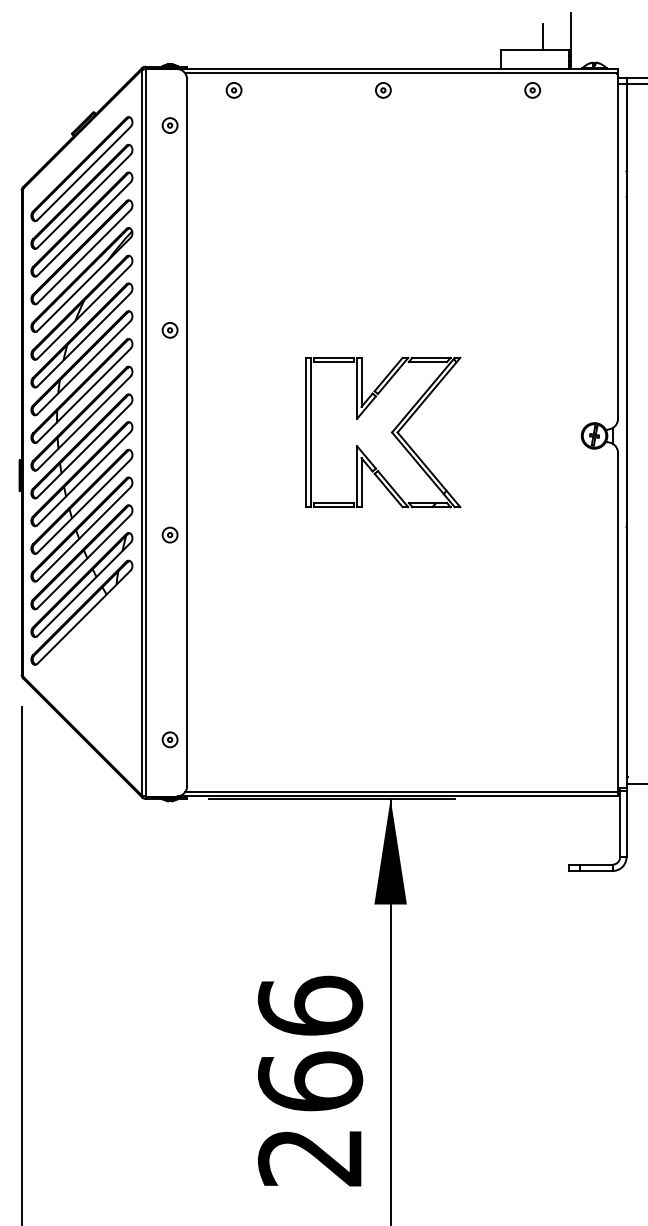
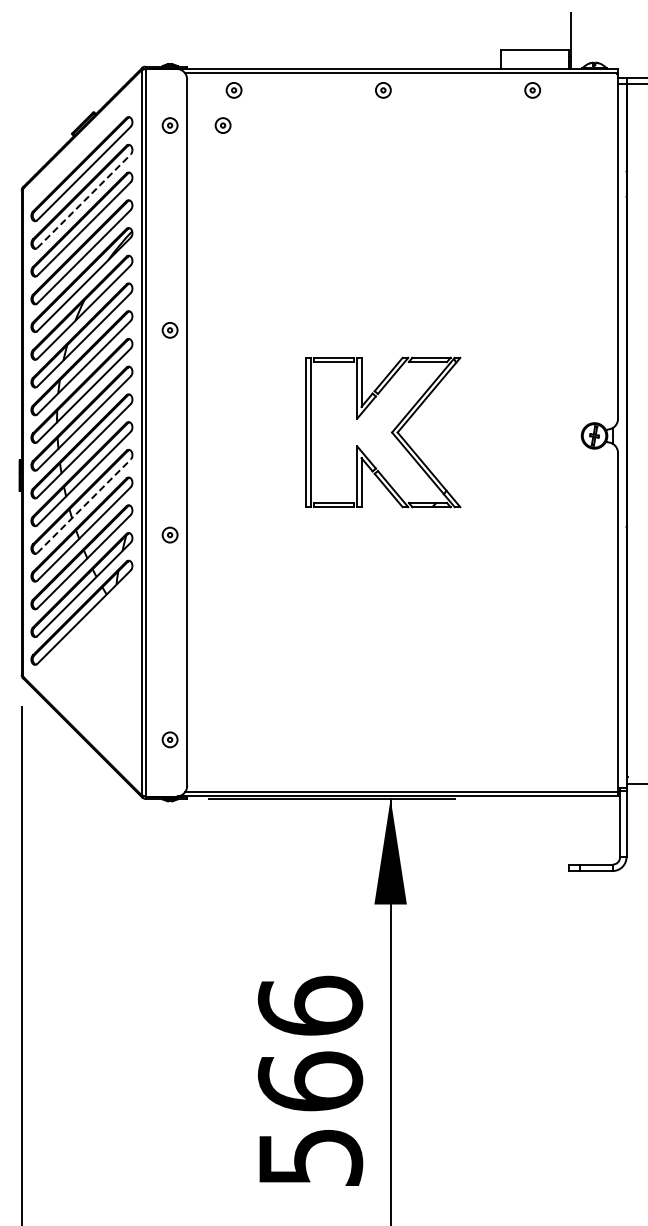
line: present -> none (543, 36)
part: none -> present (222, 125)
line: solid -> dashed (84, 200)
line: solid -> dashed (84, 505)
text: 266 -> 566 (310, 1157)
